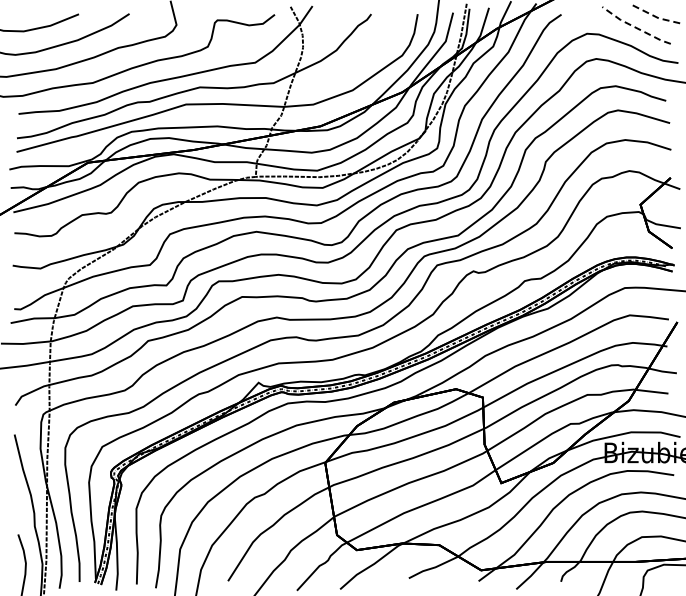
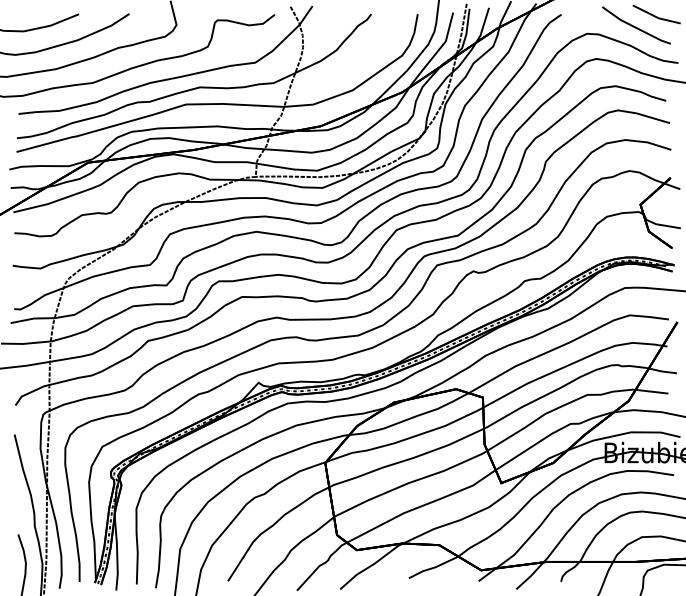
line: dashed -> solid (656, 17)
line: dashed -> solid (635, 27)
